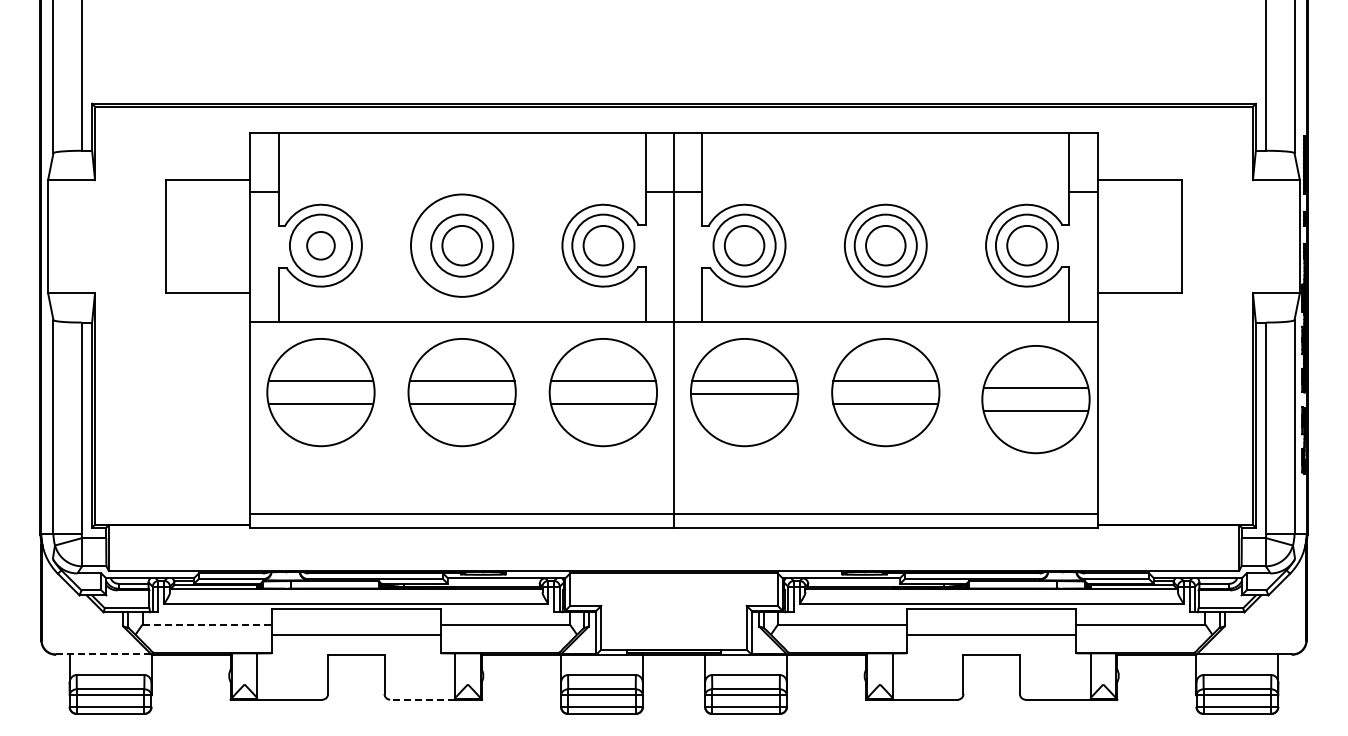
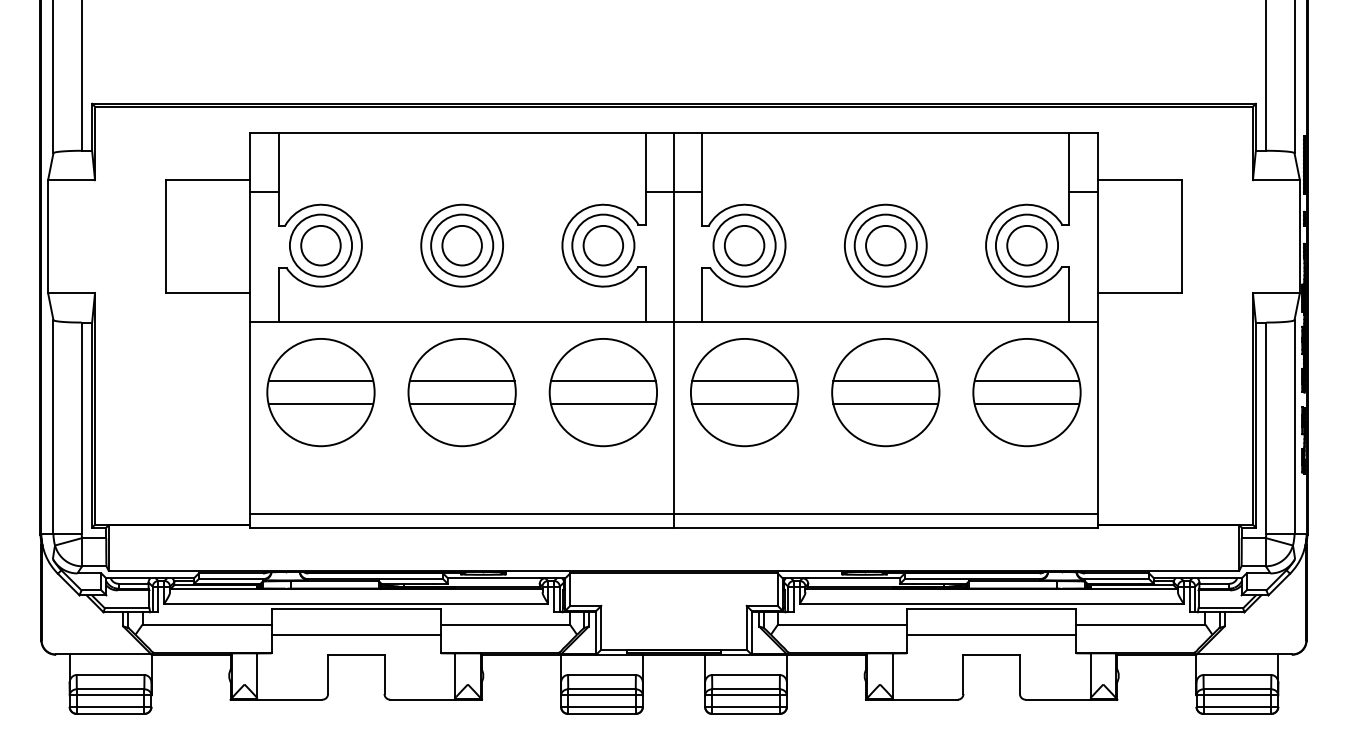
circle size: 30x30 px -> 42x42 px (320, 245)
circle diameter: 102 px -> 82 px (462, 245)
line position: (744, 393) -> (744, 403) (744, 403)
part position: (1035, 399) -> (1026, 392) (1026, 392)
line: dashed -> solid (207, 624)
line: dashed -> solid (103, 654)
line: dashed -> solid (422, 699)
